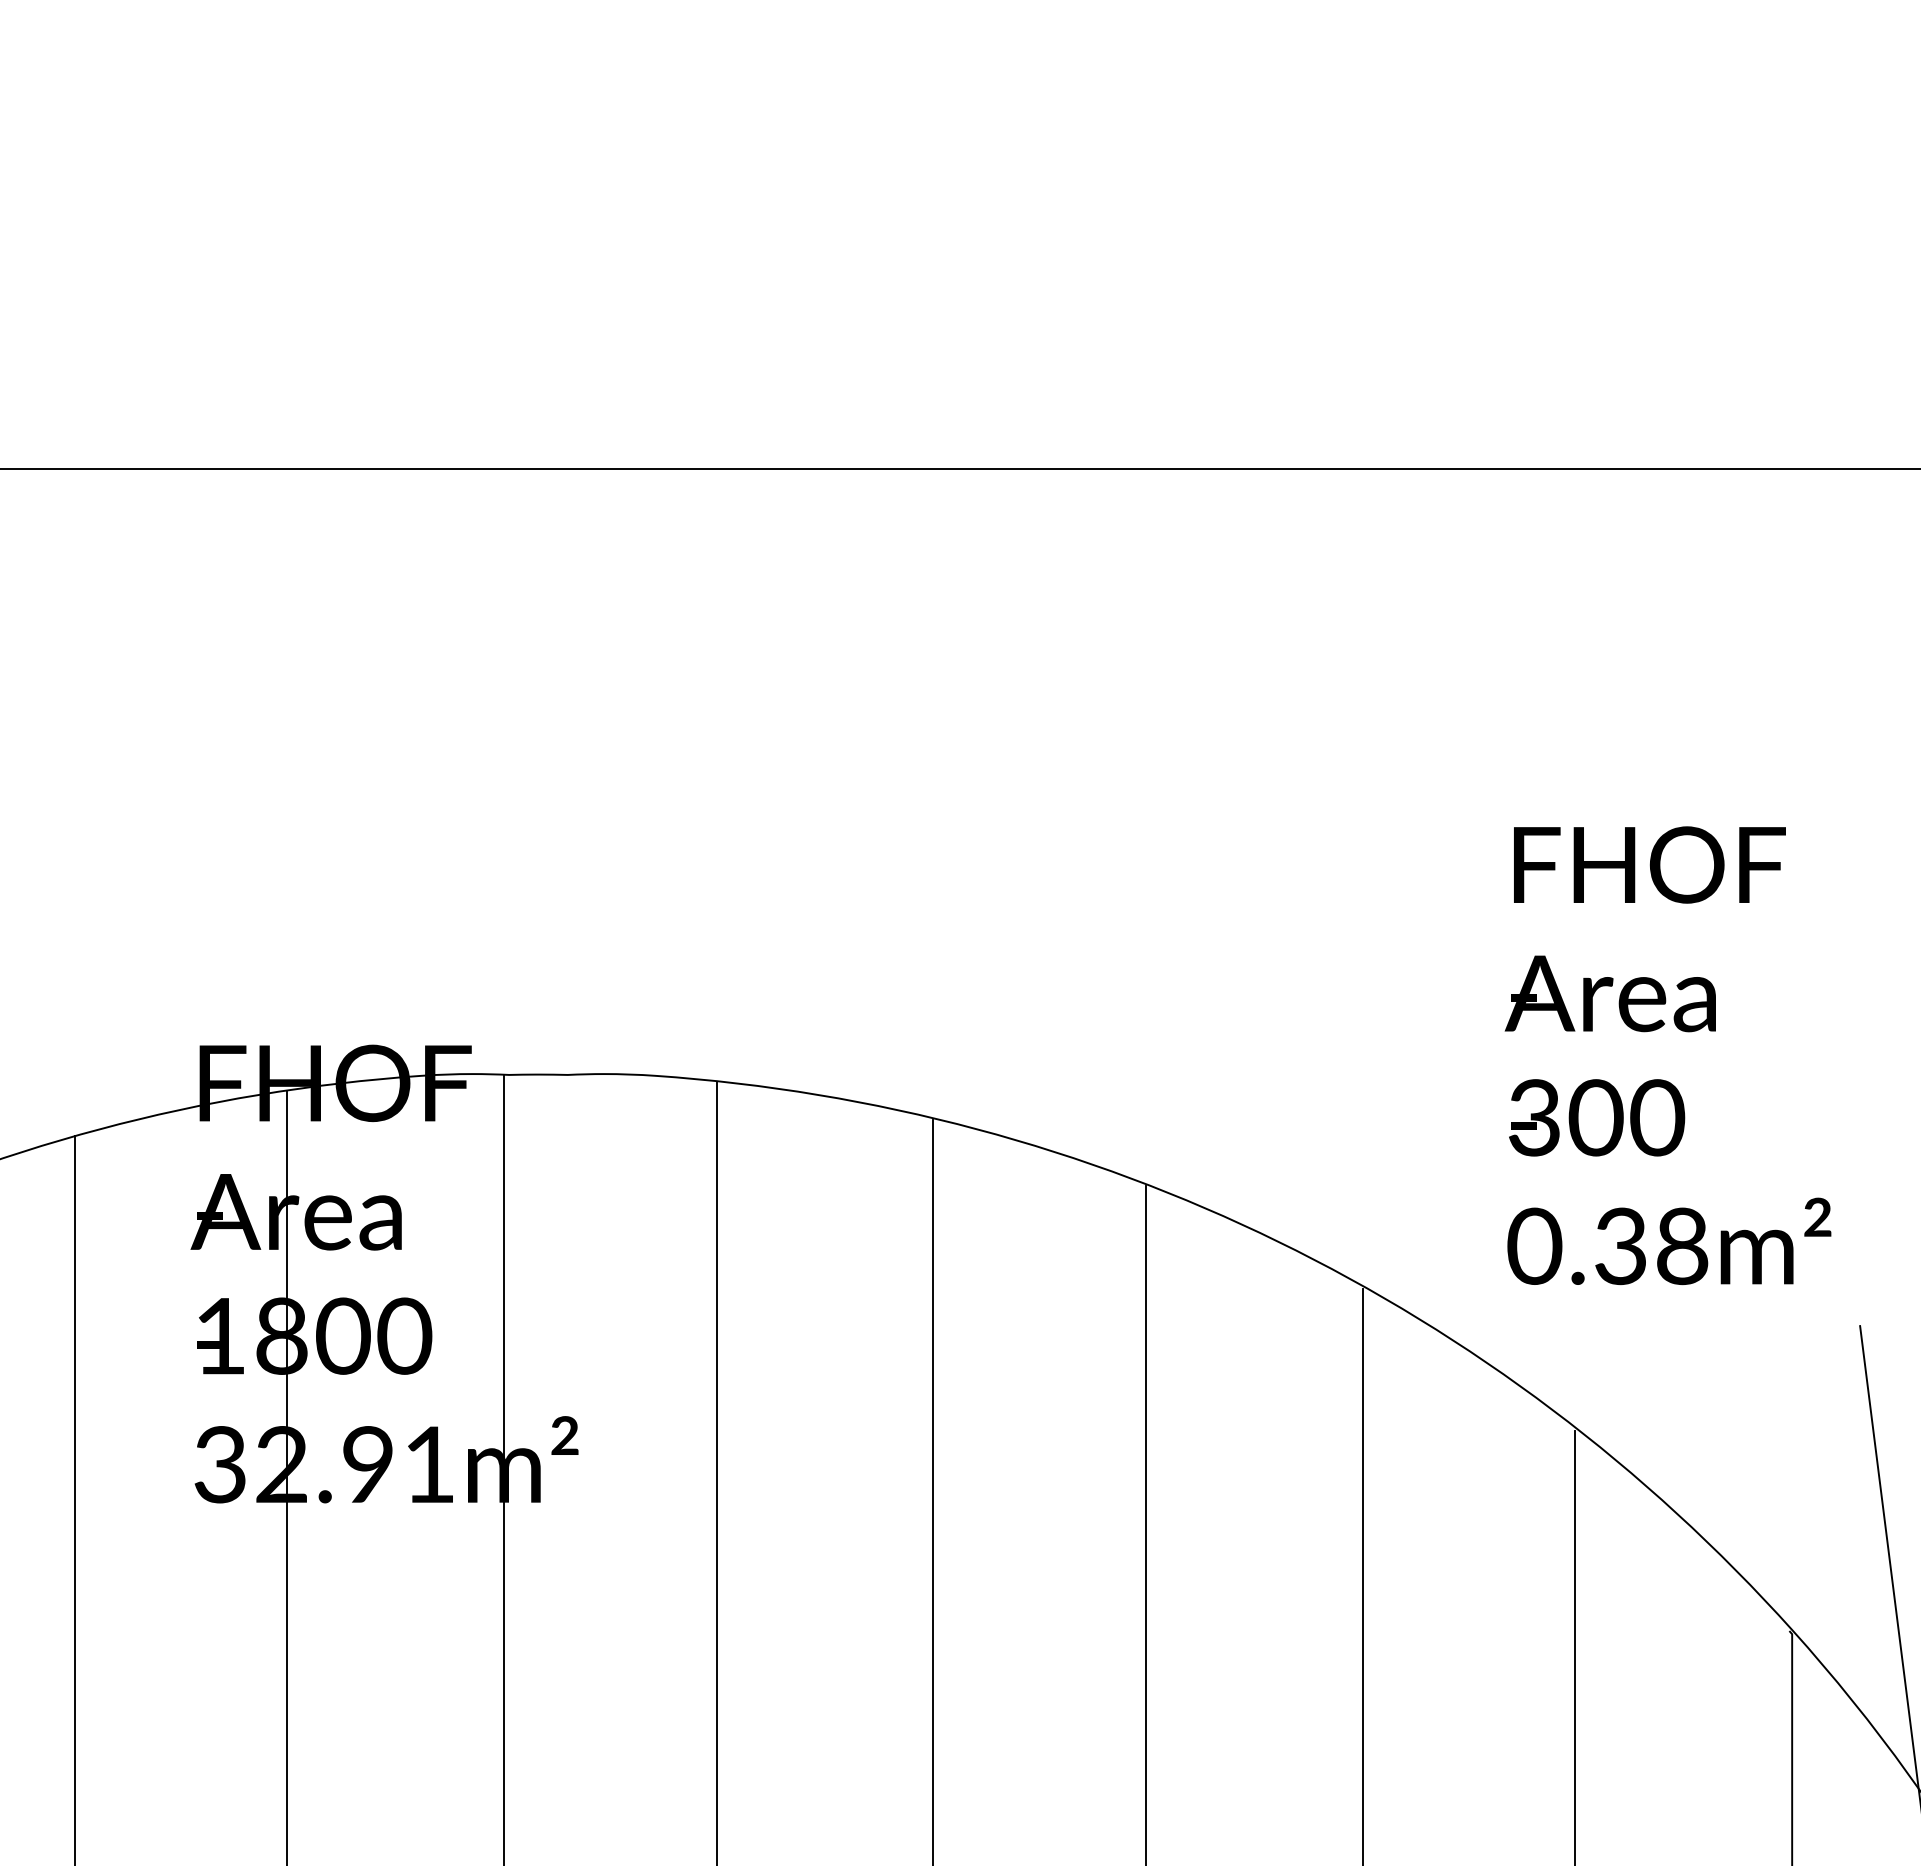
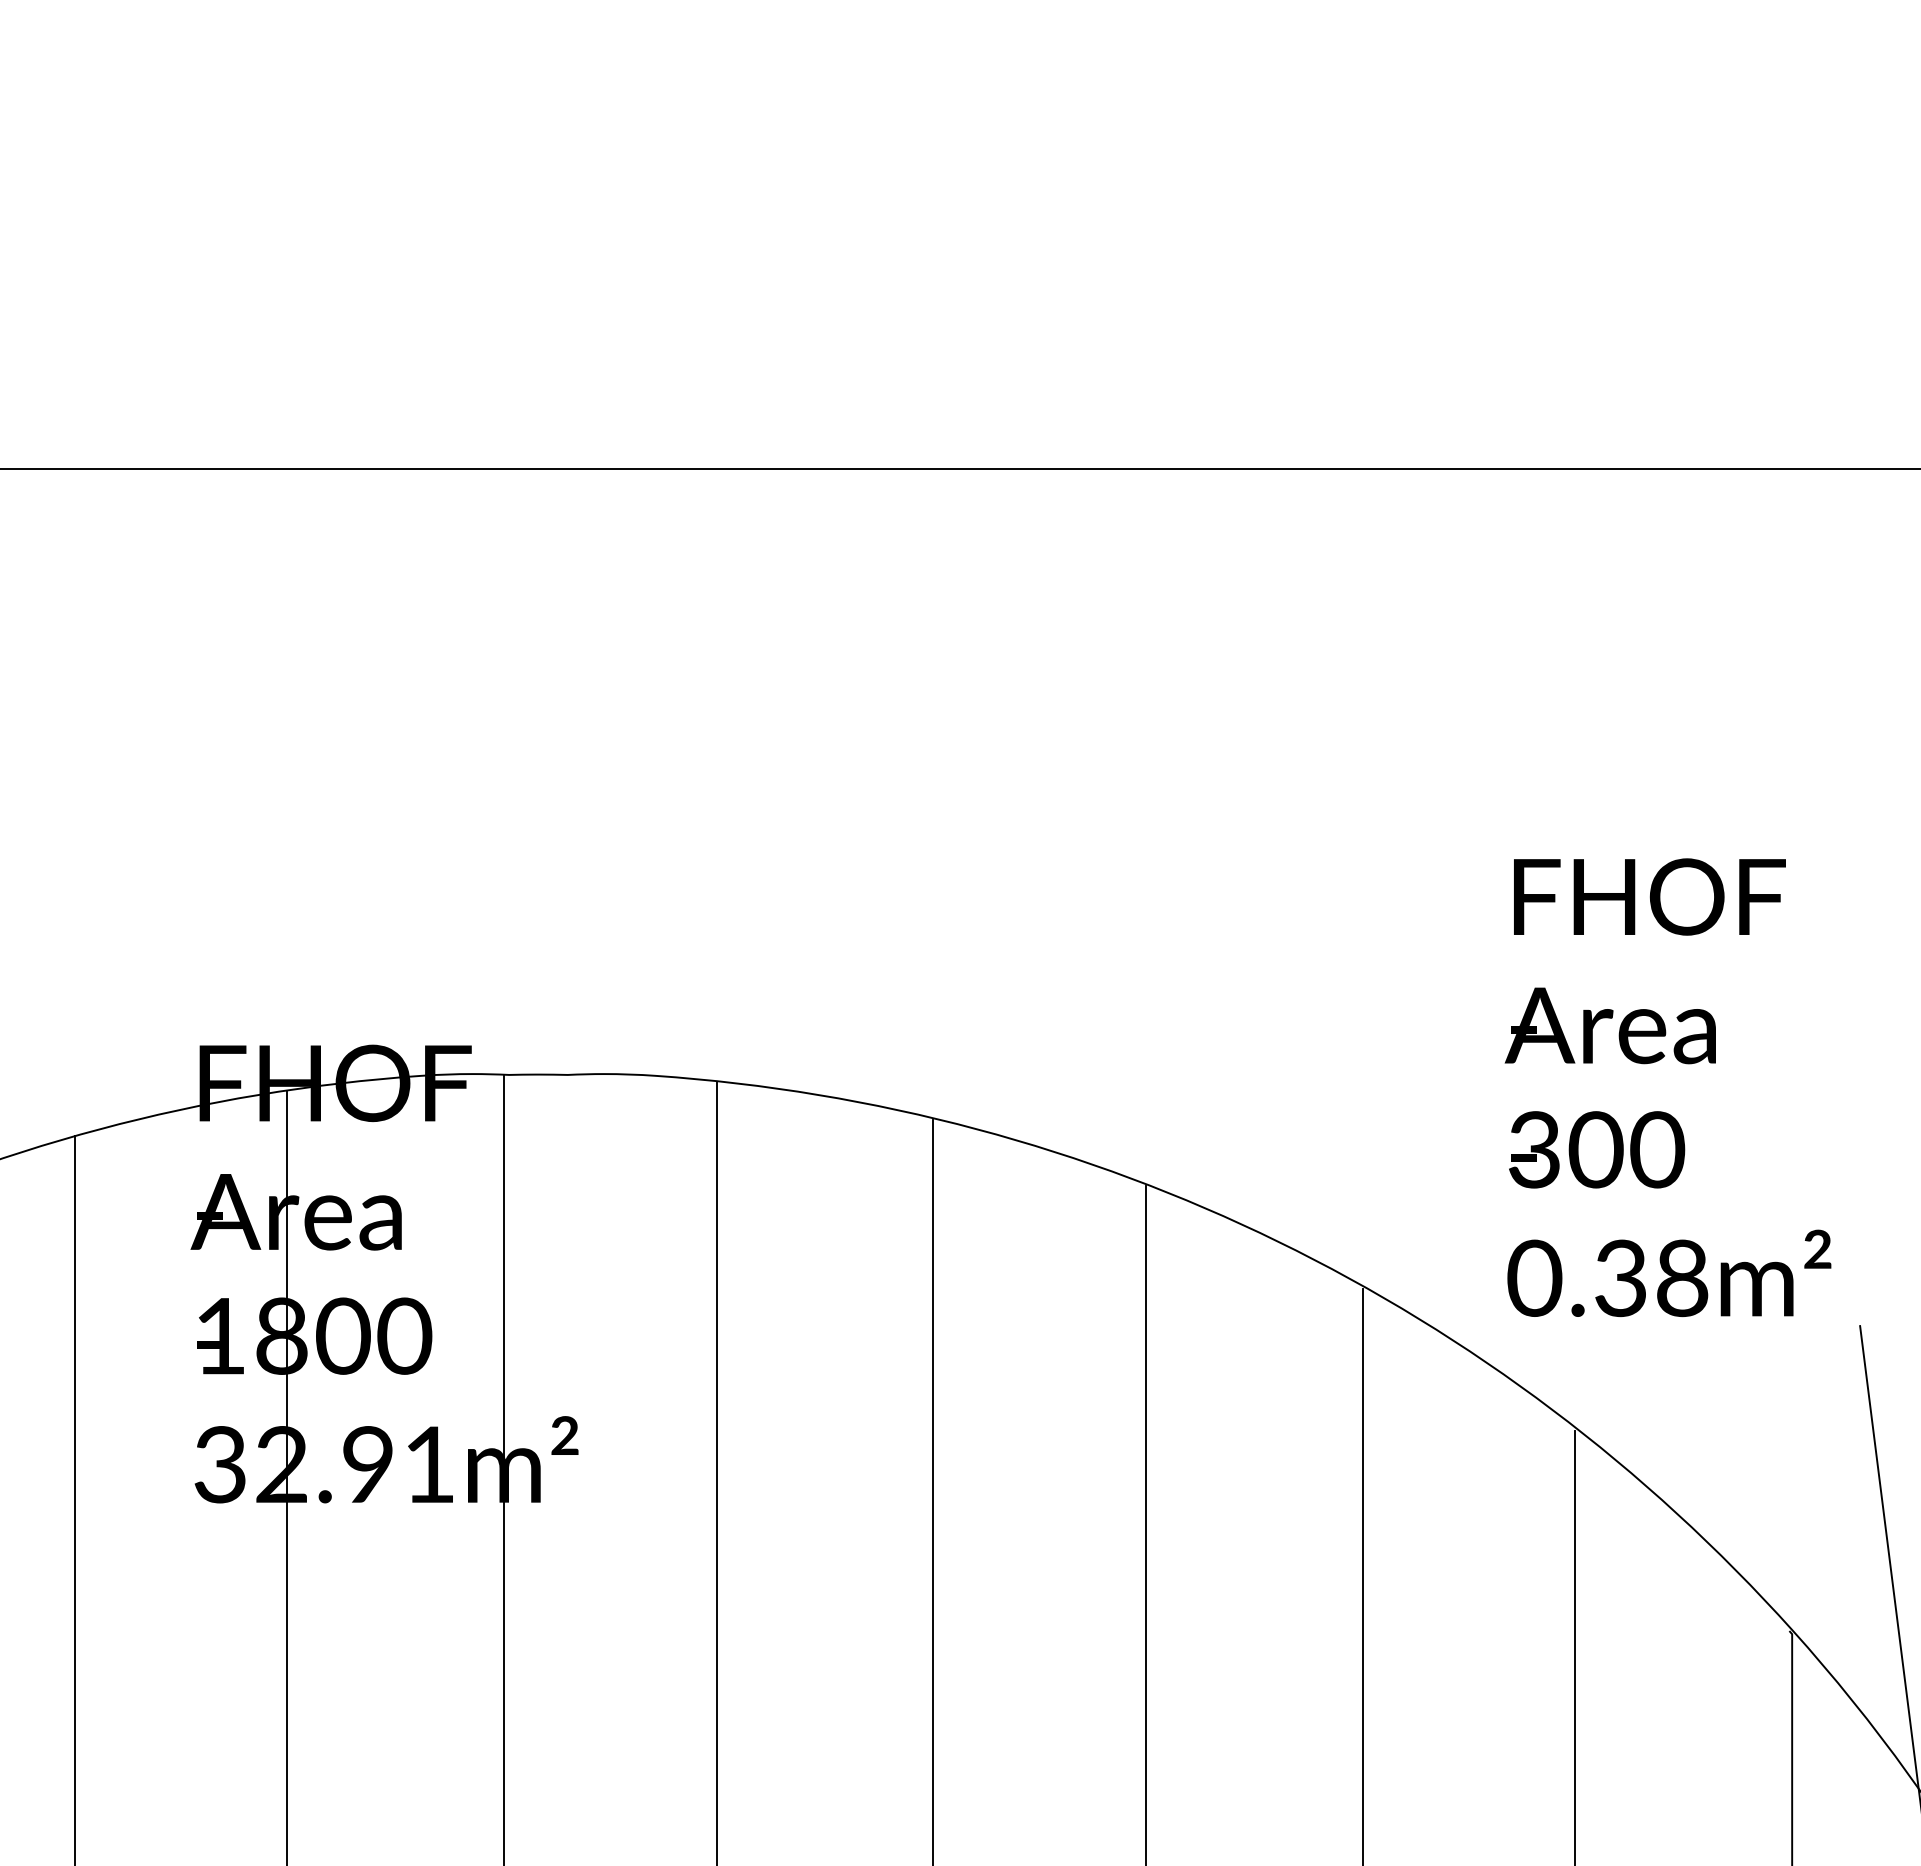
text position: (1667, 1055) -> (1667, 1087) (1667, 1087)
